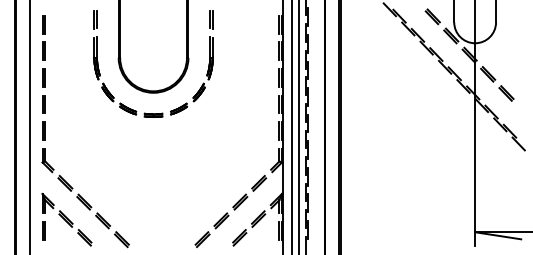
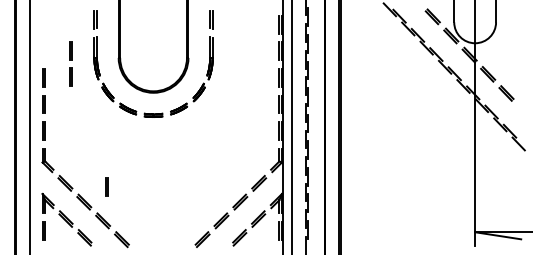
line position: (43, 34) -> (70, 60) (70, 60)
line: present -> none (299, 126)
line: none -> present (106, 186)
